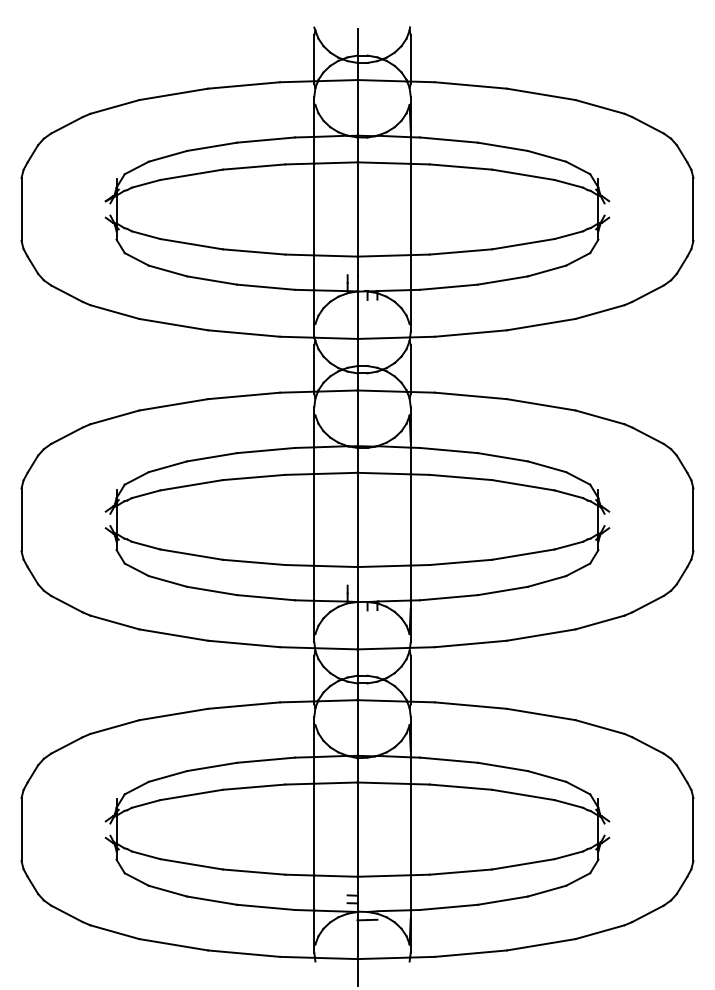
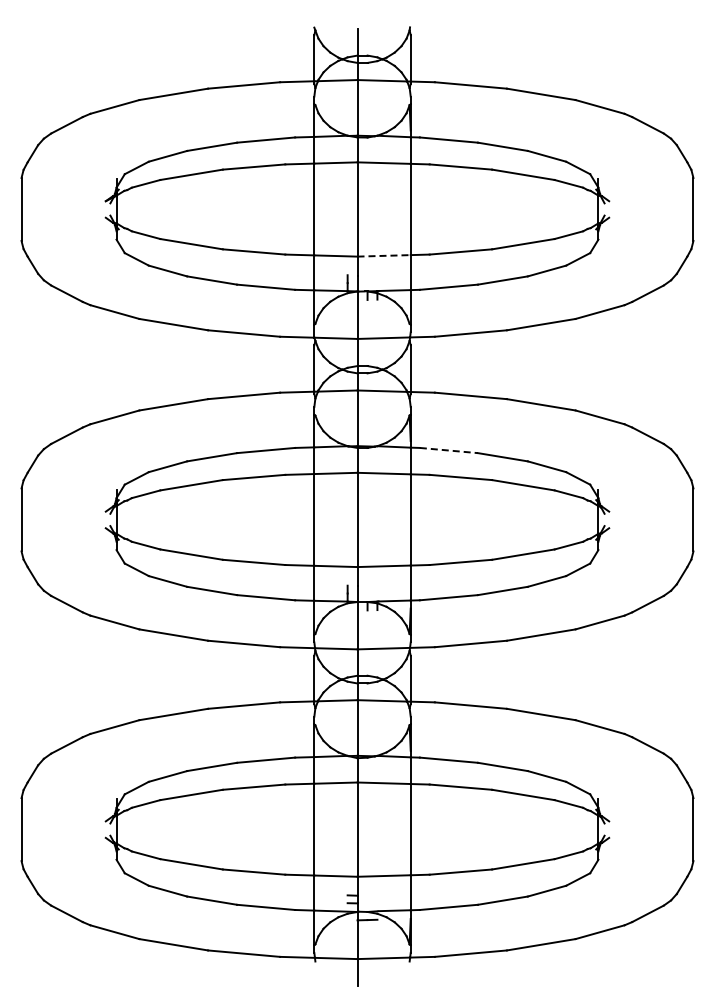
line: solid -> dashed (384, 255)
line: solid -> dashed (449, 450)
